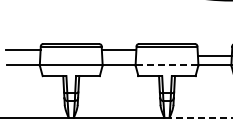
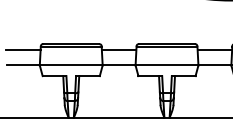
line position: (213, 55) -> (213, 49) (213, 49)
line: dashed -> solid (166, 65)
line: dashed -> solid (200, 117)
